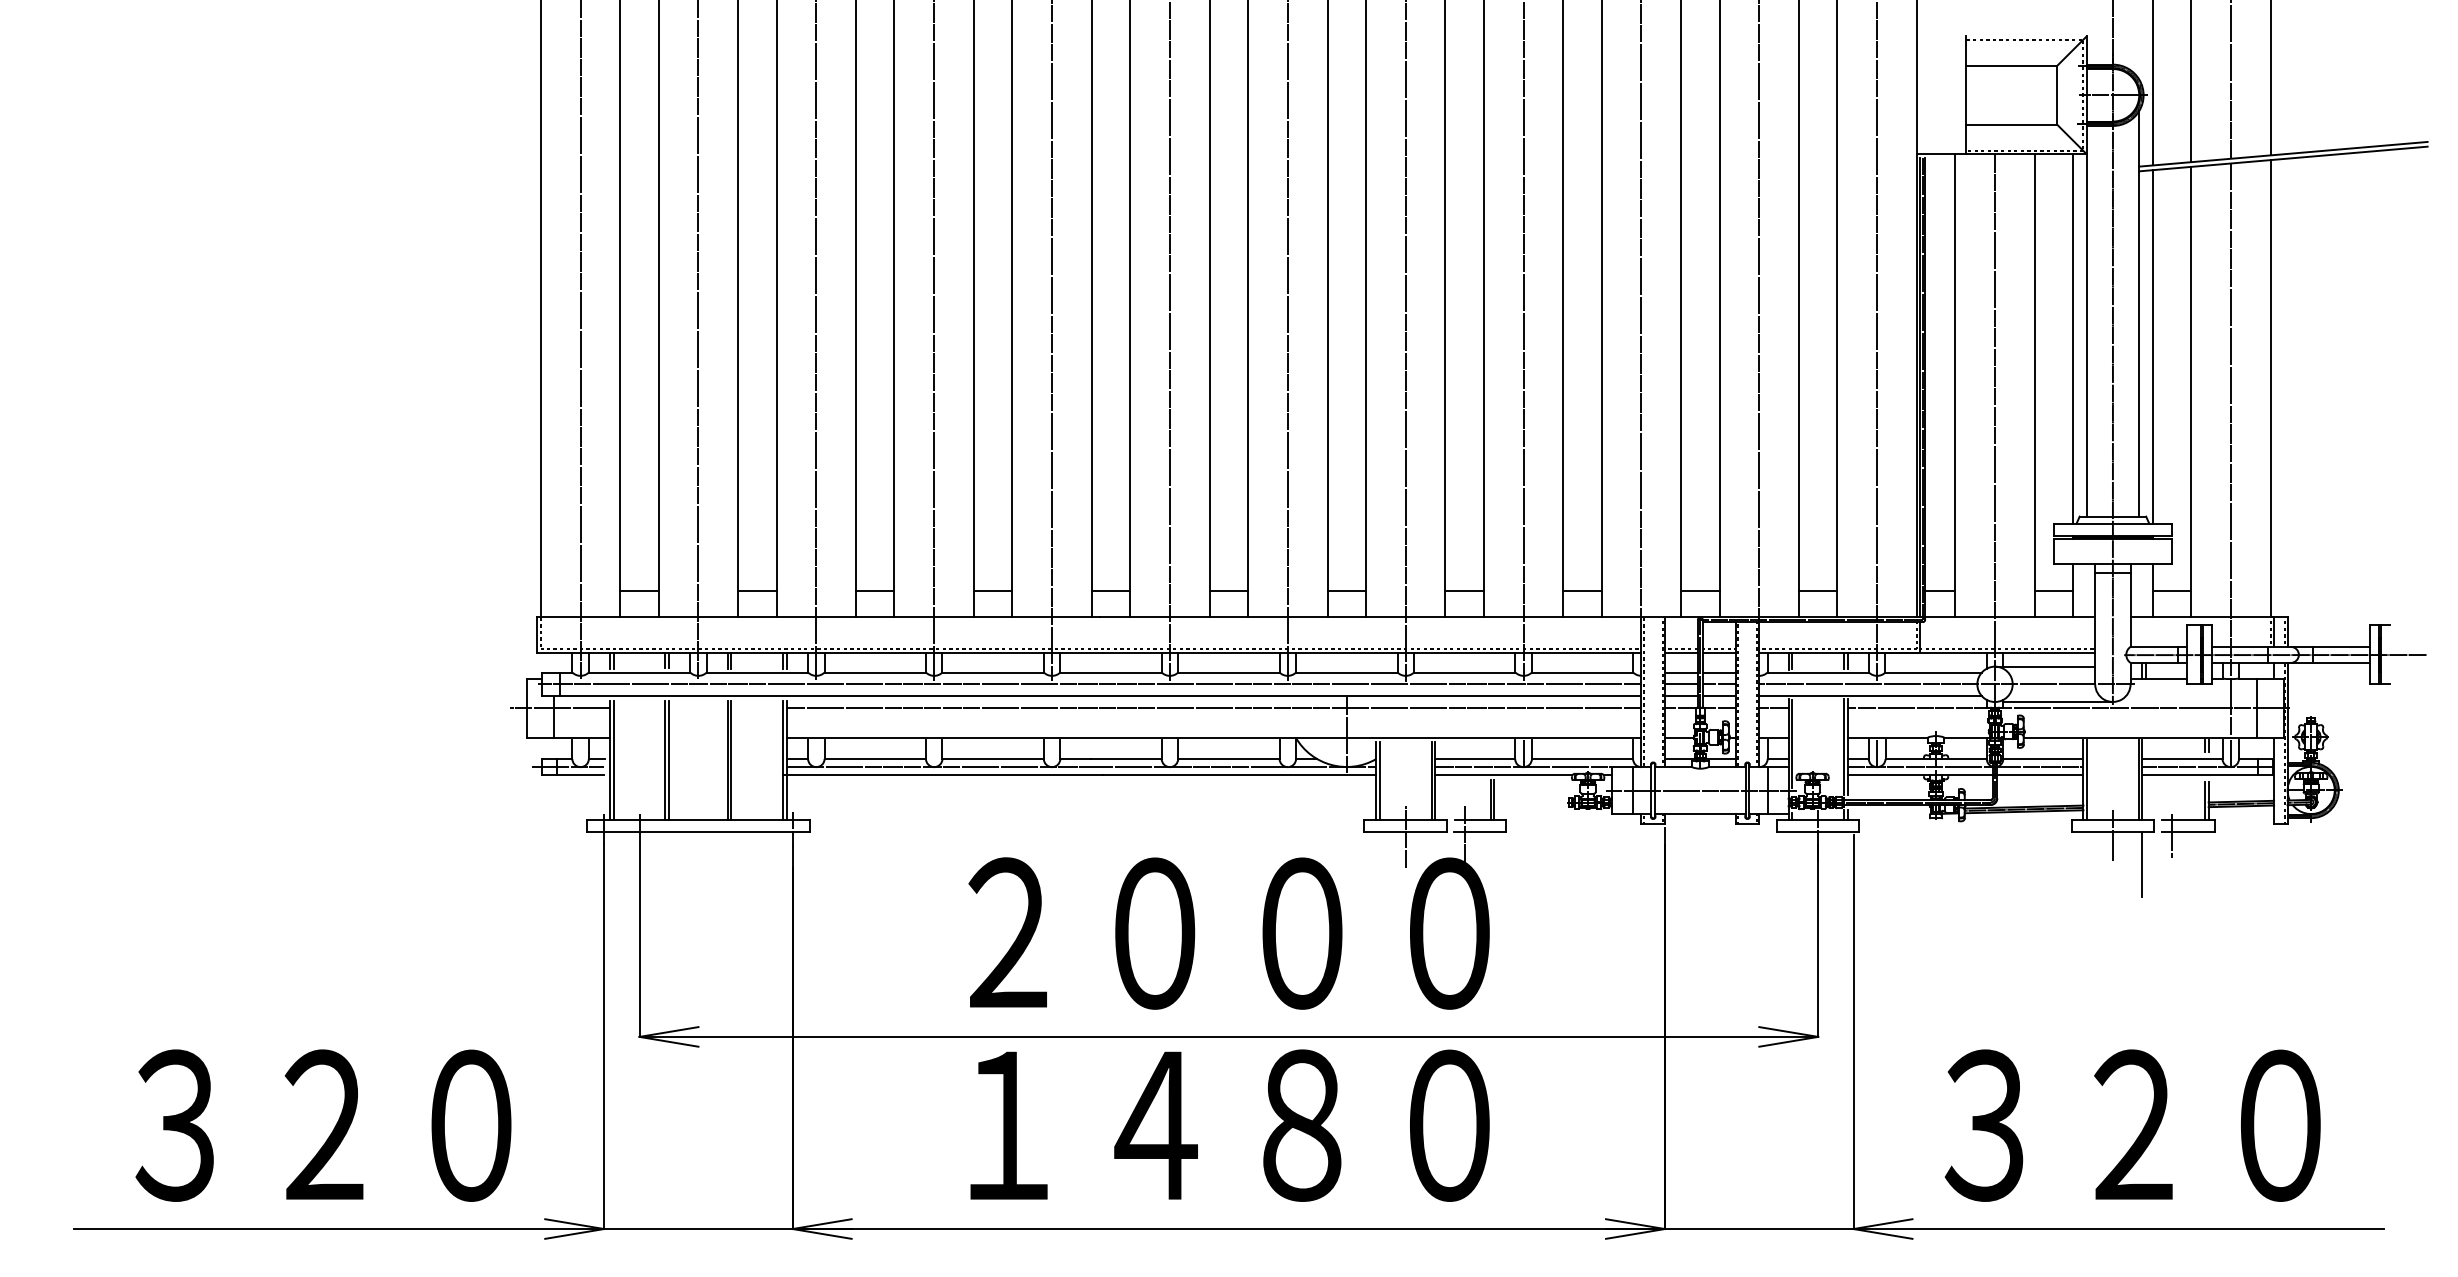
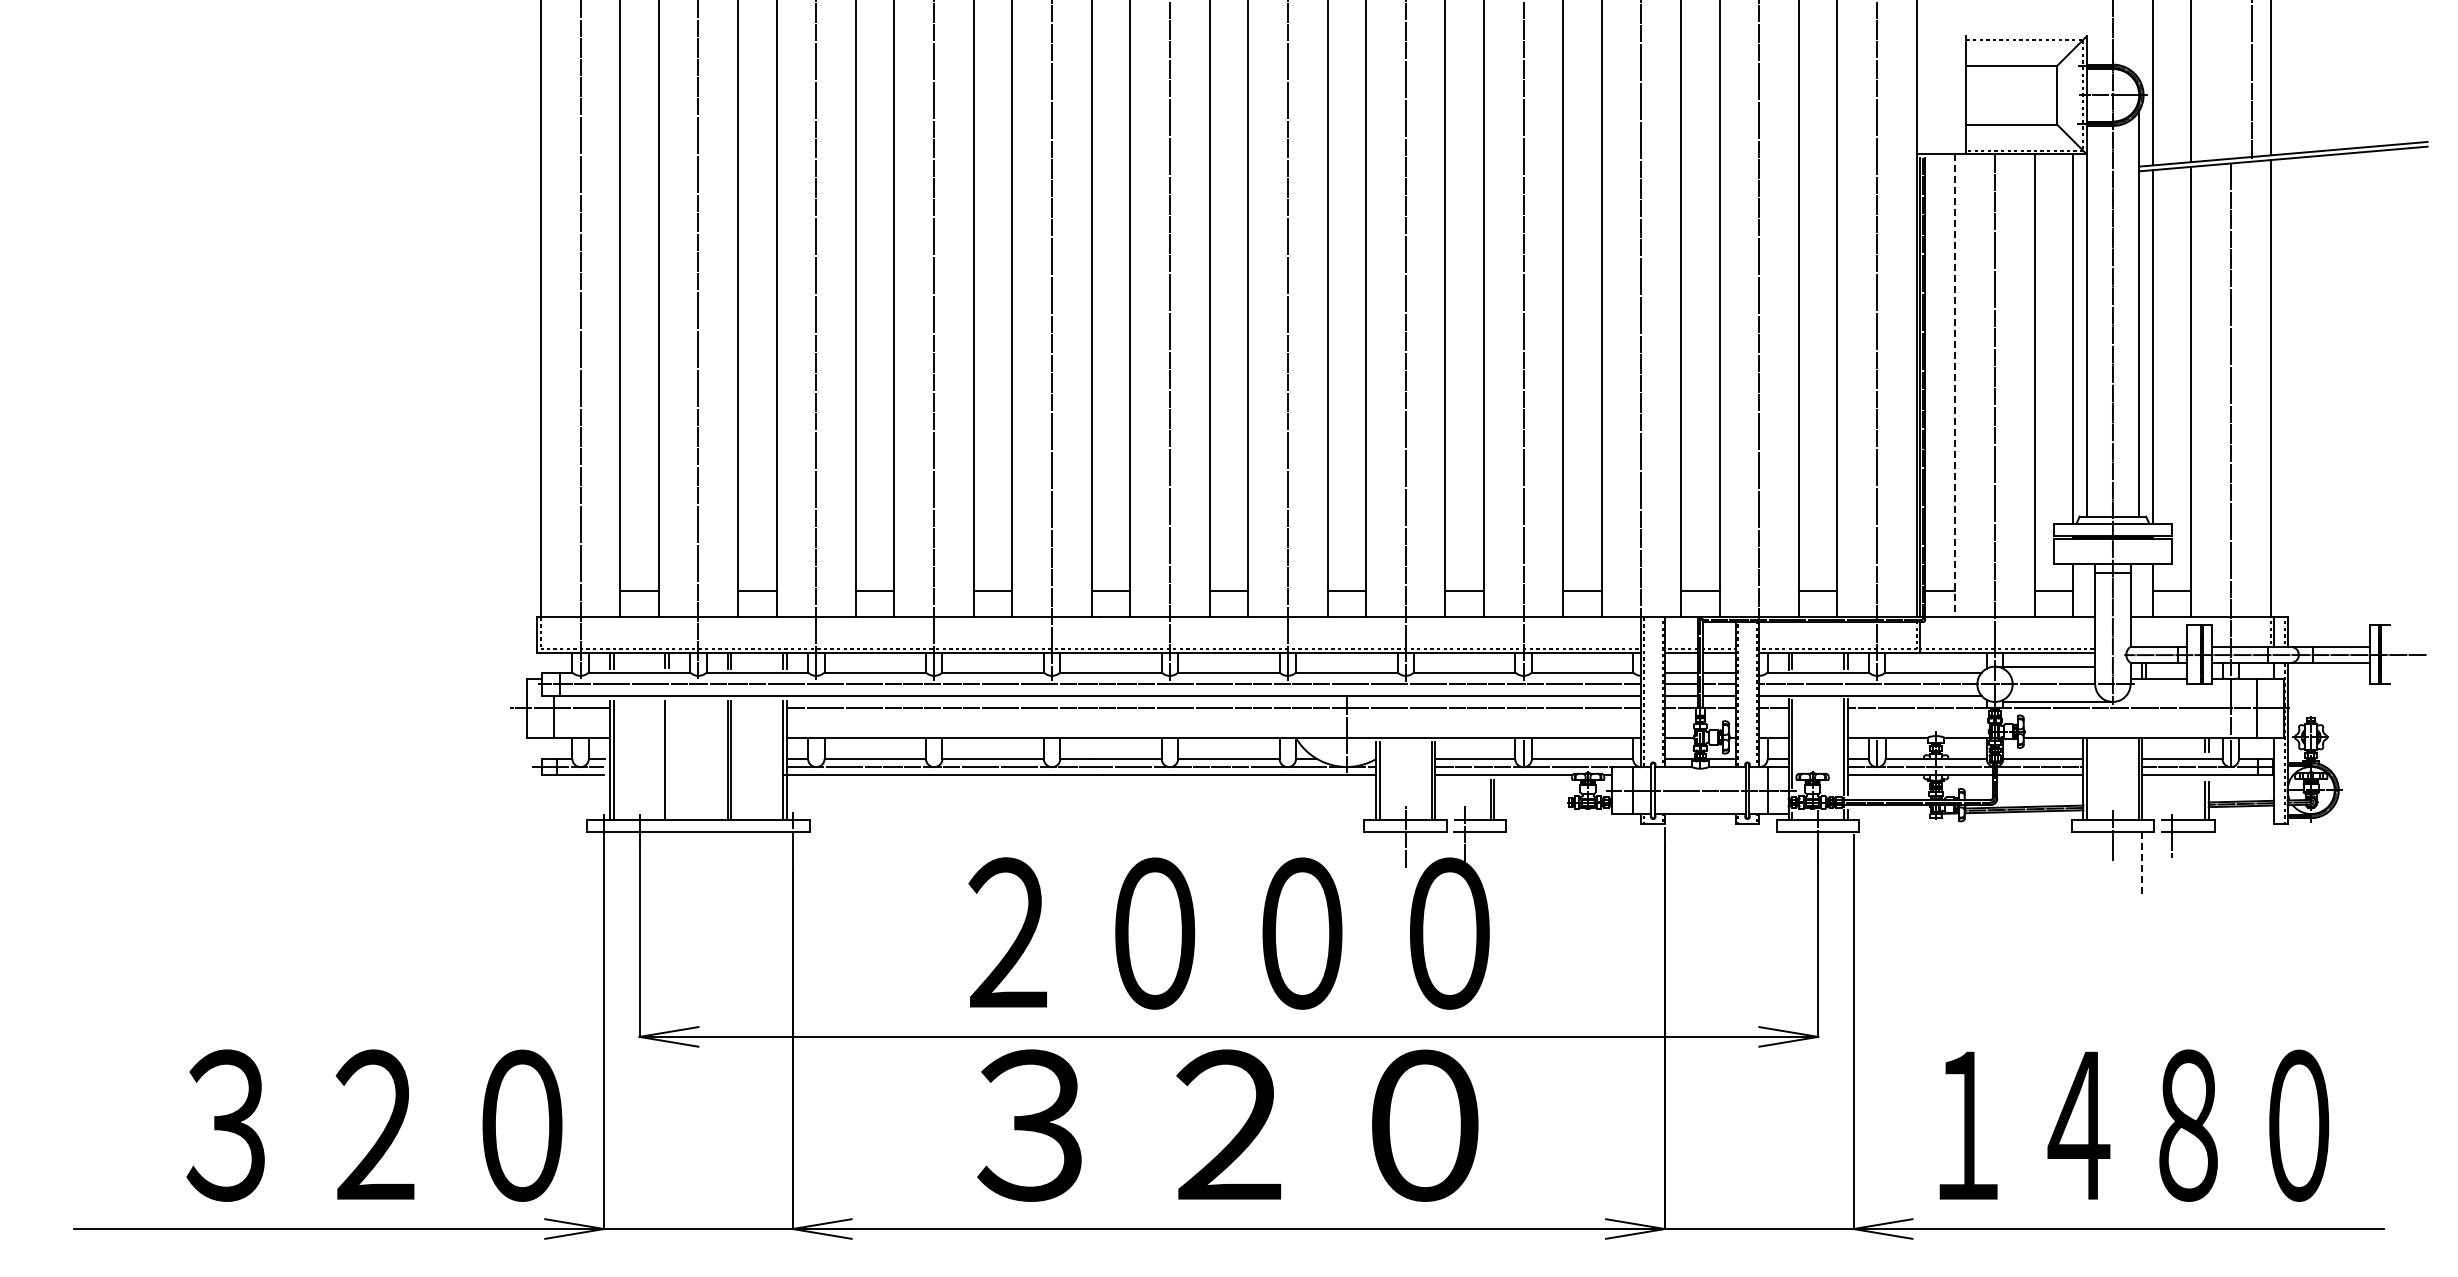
line position: (2230, 80) -> (2251, 80) (2251, 80)
line: solid -> dashed (1955, 385)
line: present -> none (669, 760)
line: solid -> dashed (2142, 864)
text position: (323, 1125) -> (374, 1125) (374, 1125)
text: １４８０ -> ３２０ (1229, 1125)
text: ３２０ -> １４８０ (2134, 1125)
